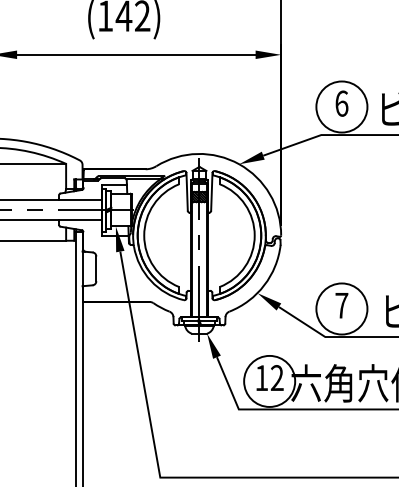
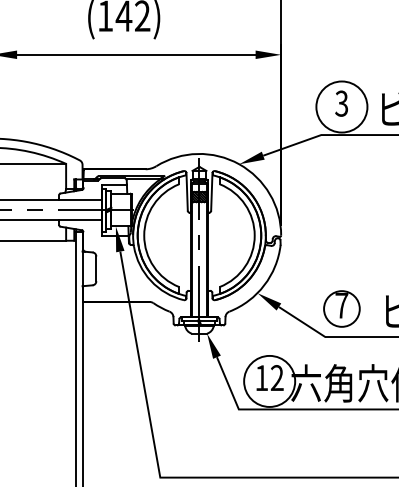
text: 6 -> 3 (341, 103)
circle diameter: 51 px -> 36 px (341, 308)
